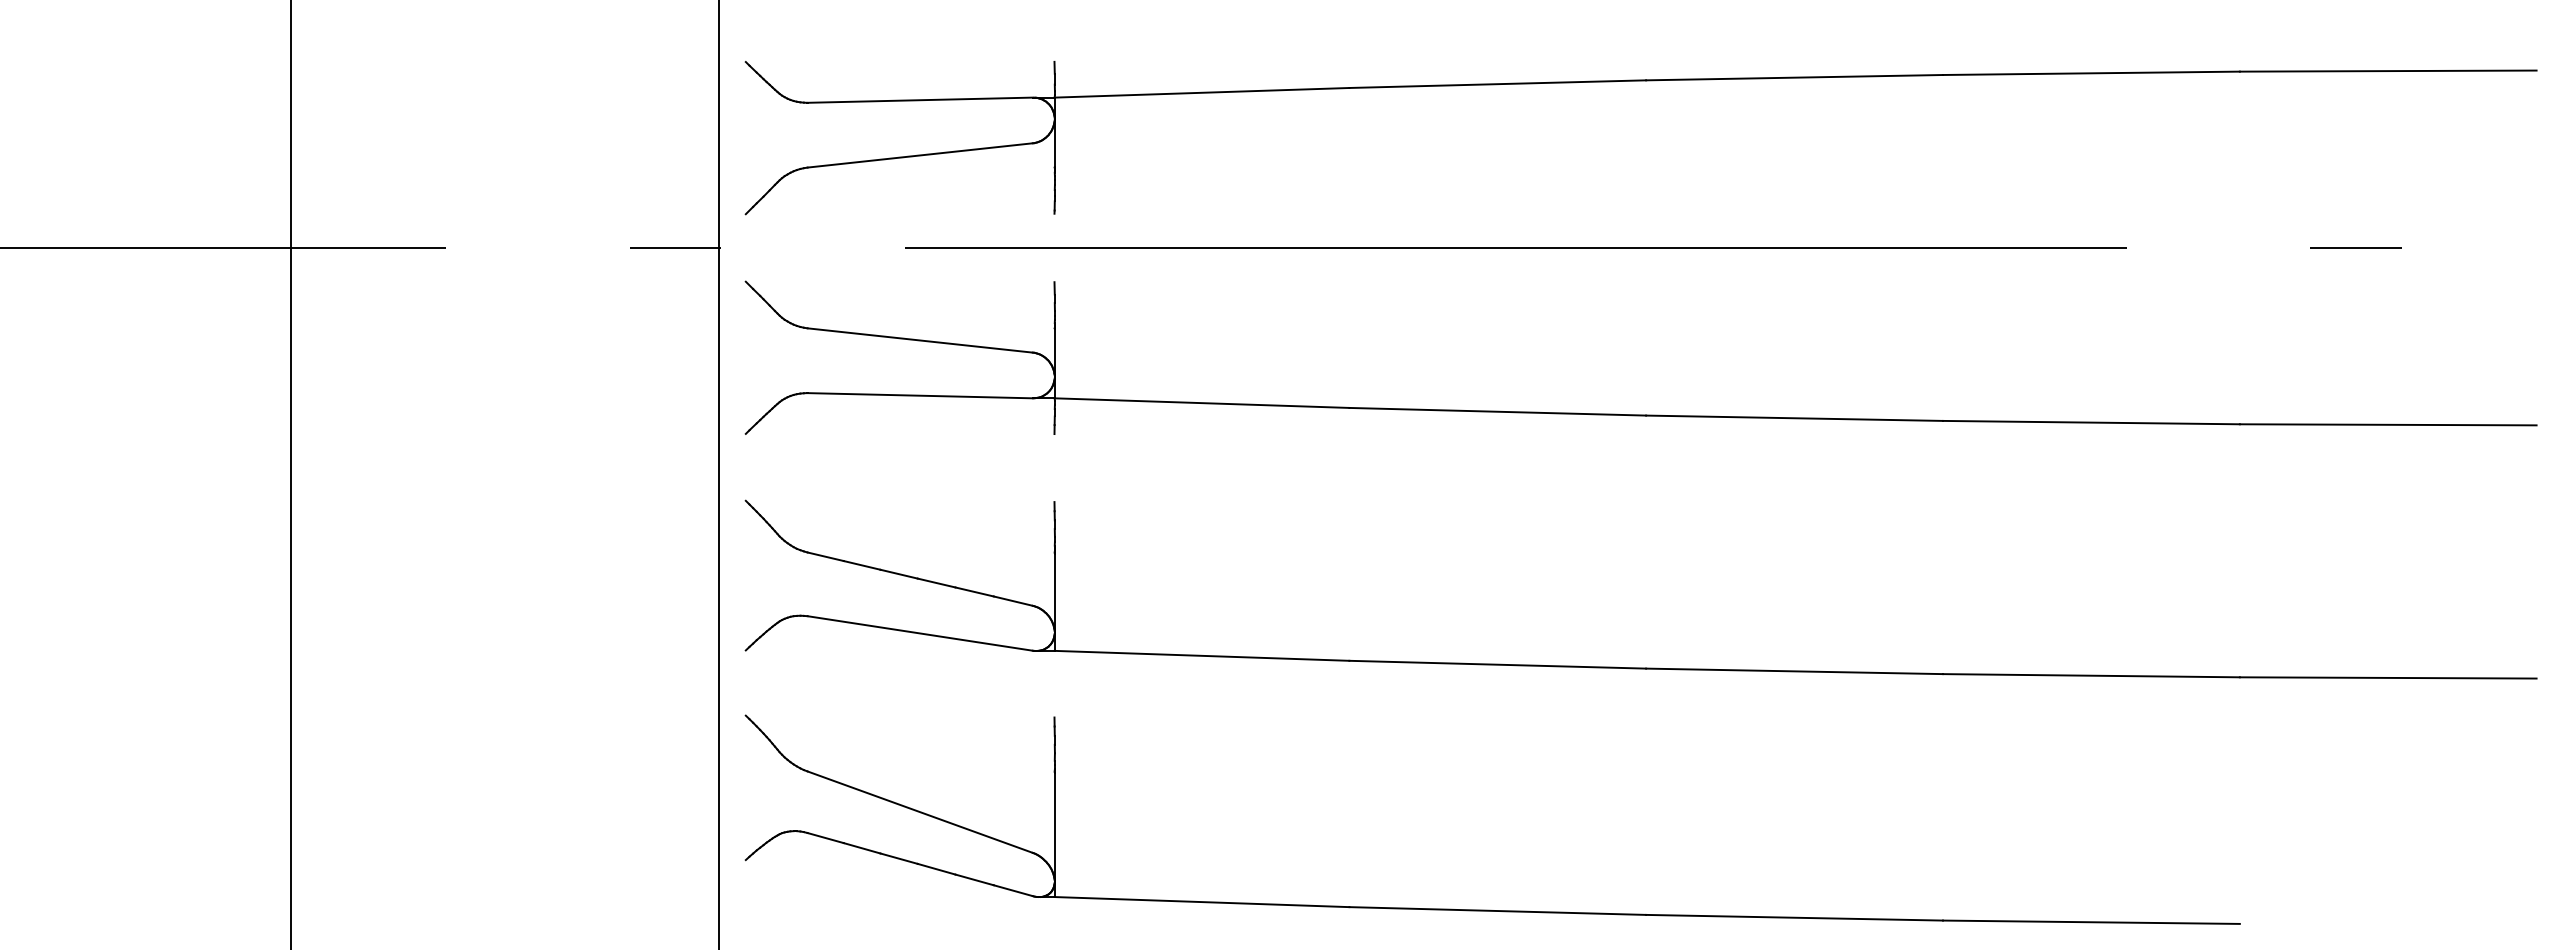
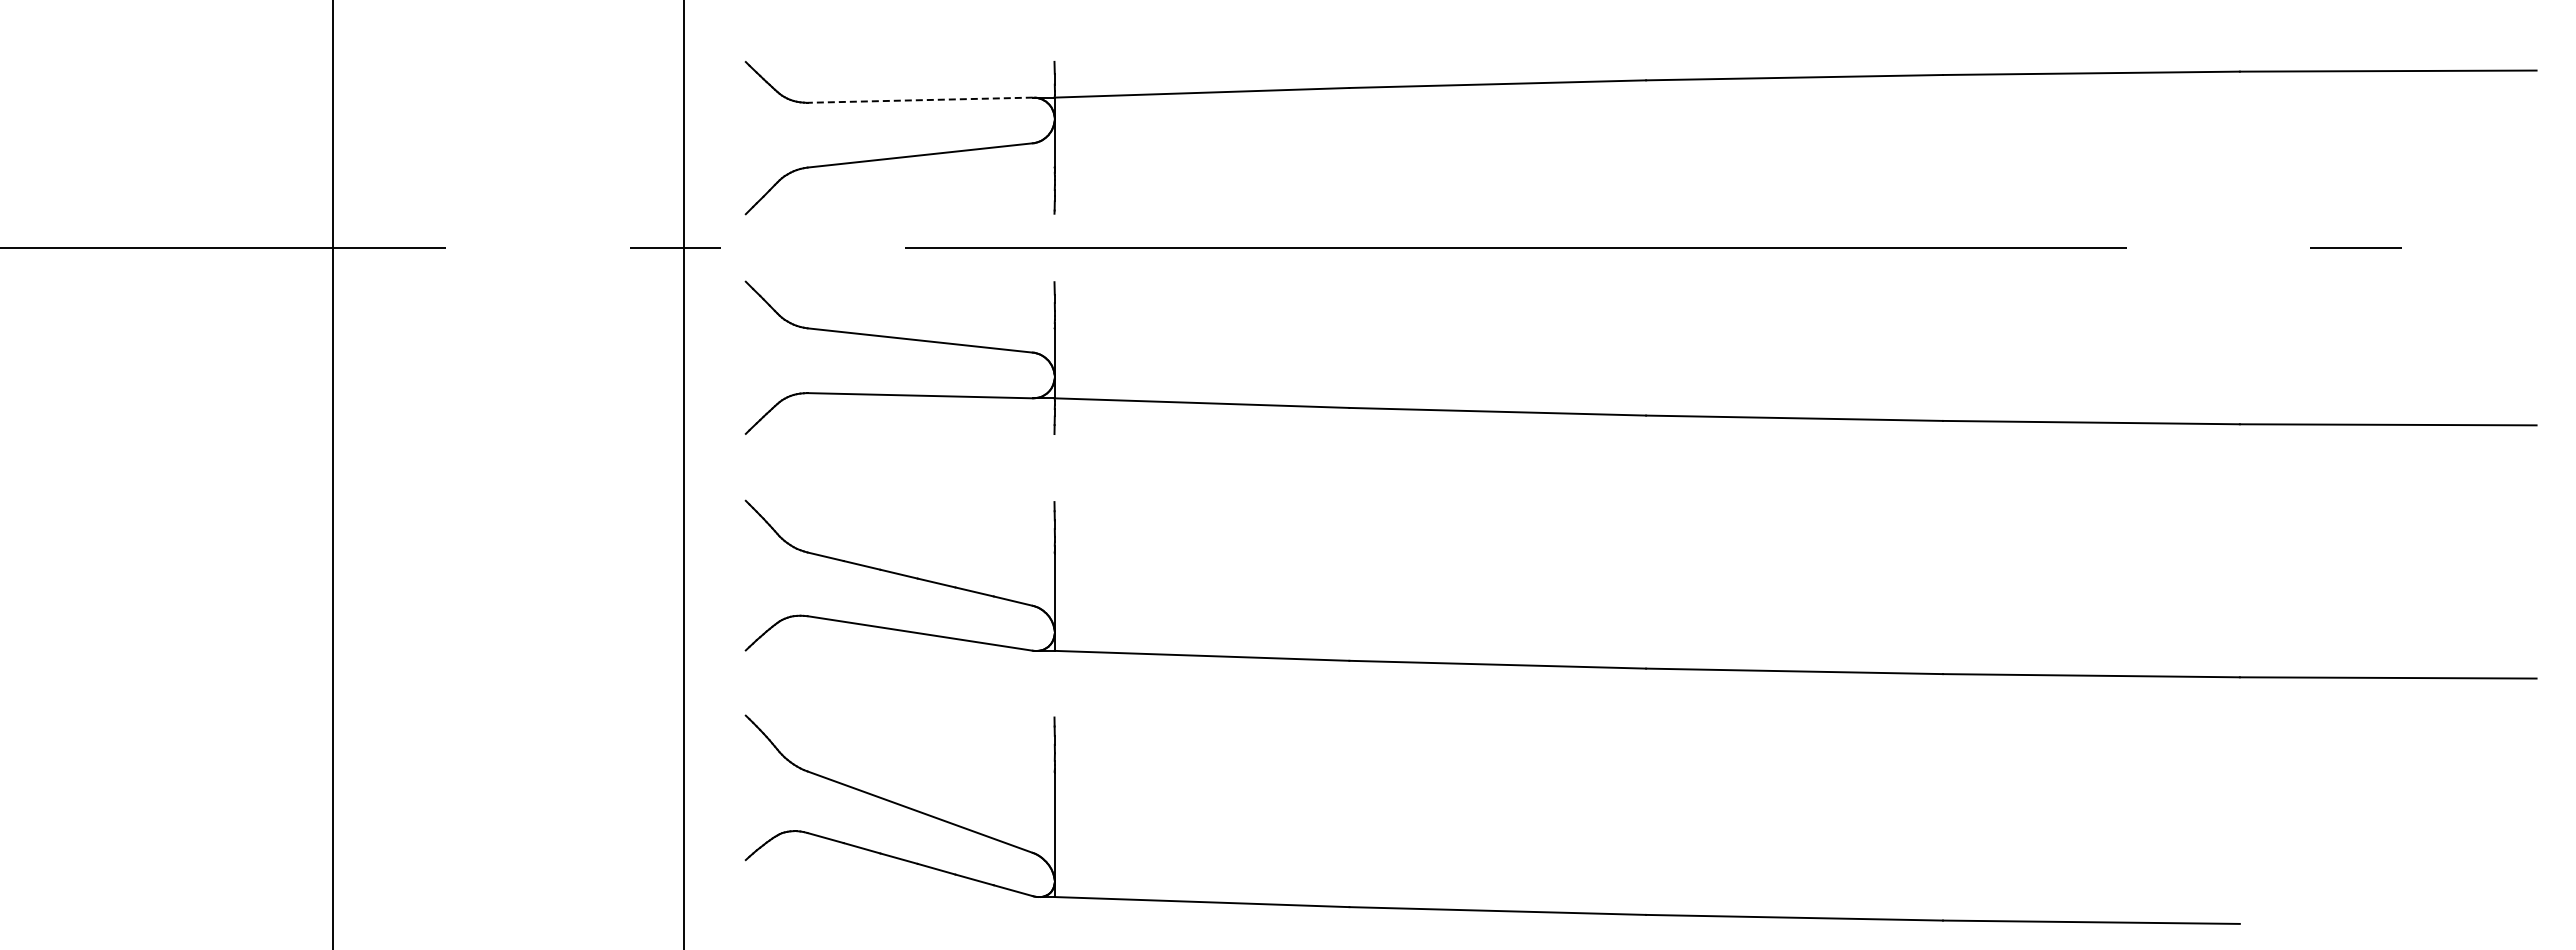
line: solid -> dashed (920, 100)
line position: (290, 474) -> (332, 474) (332, 474)
line position: (718, 474) -> (683, 474) (683, 474)
